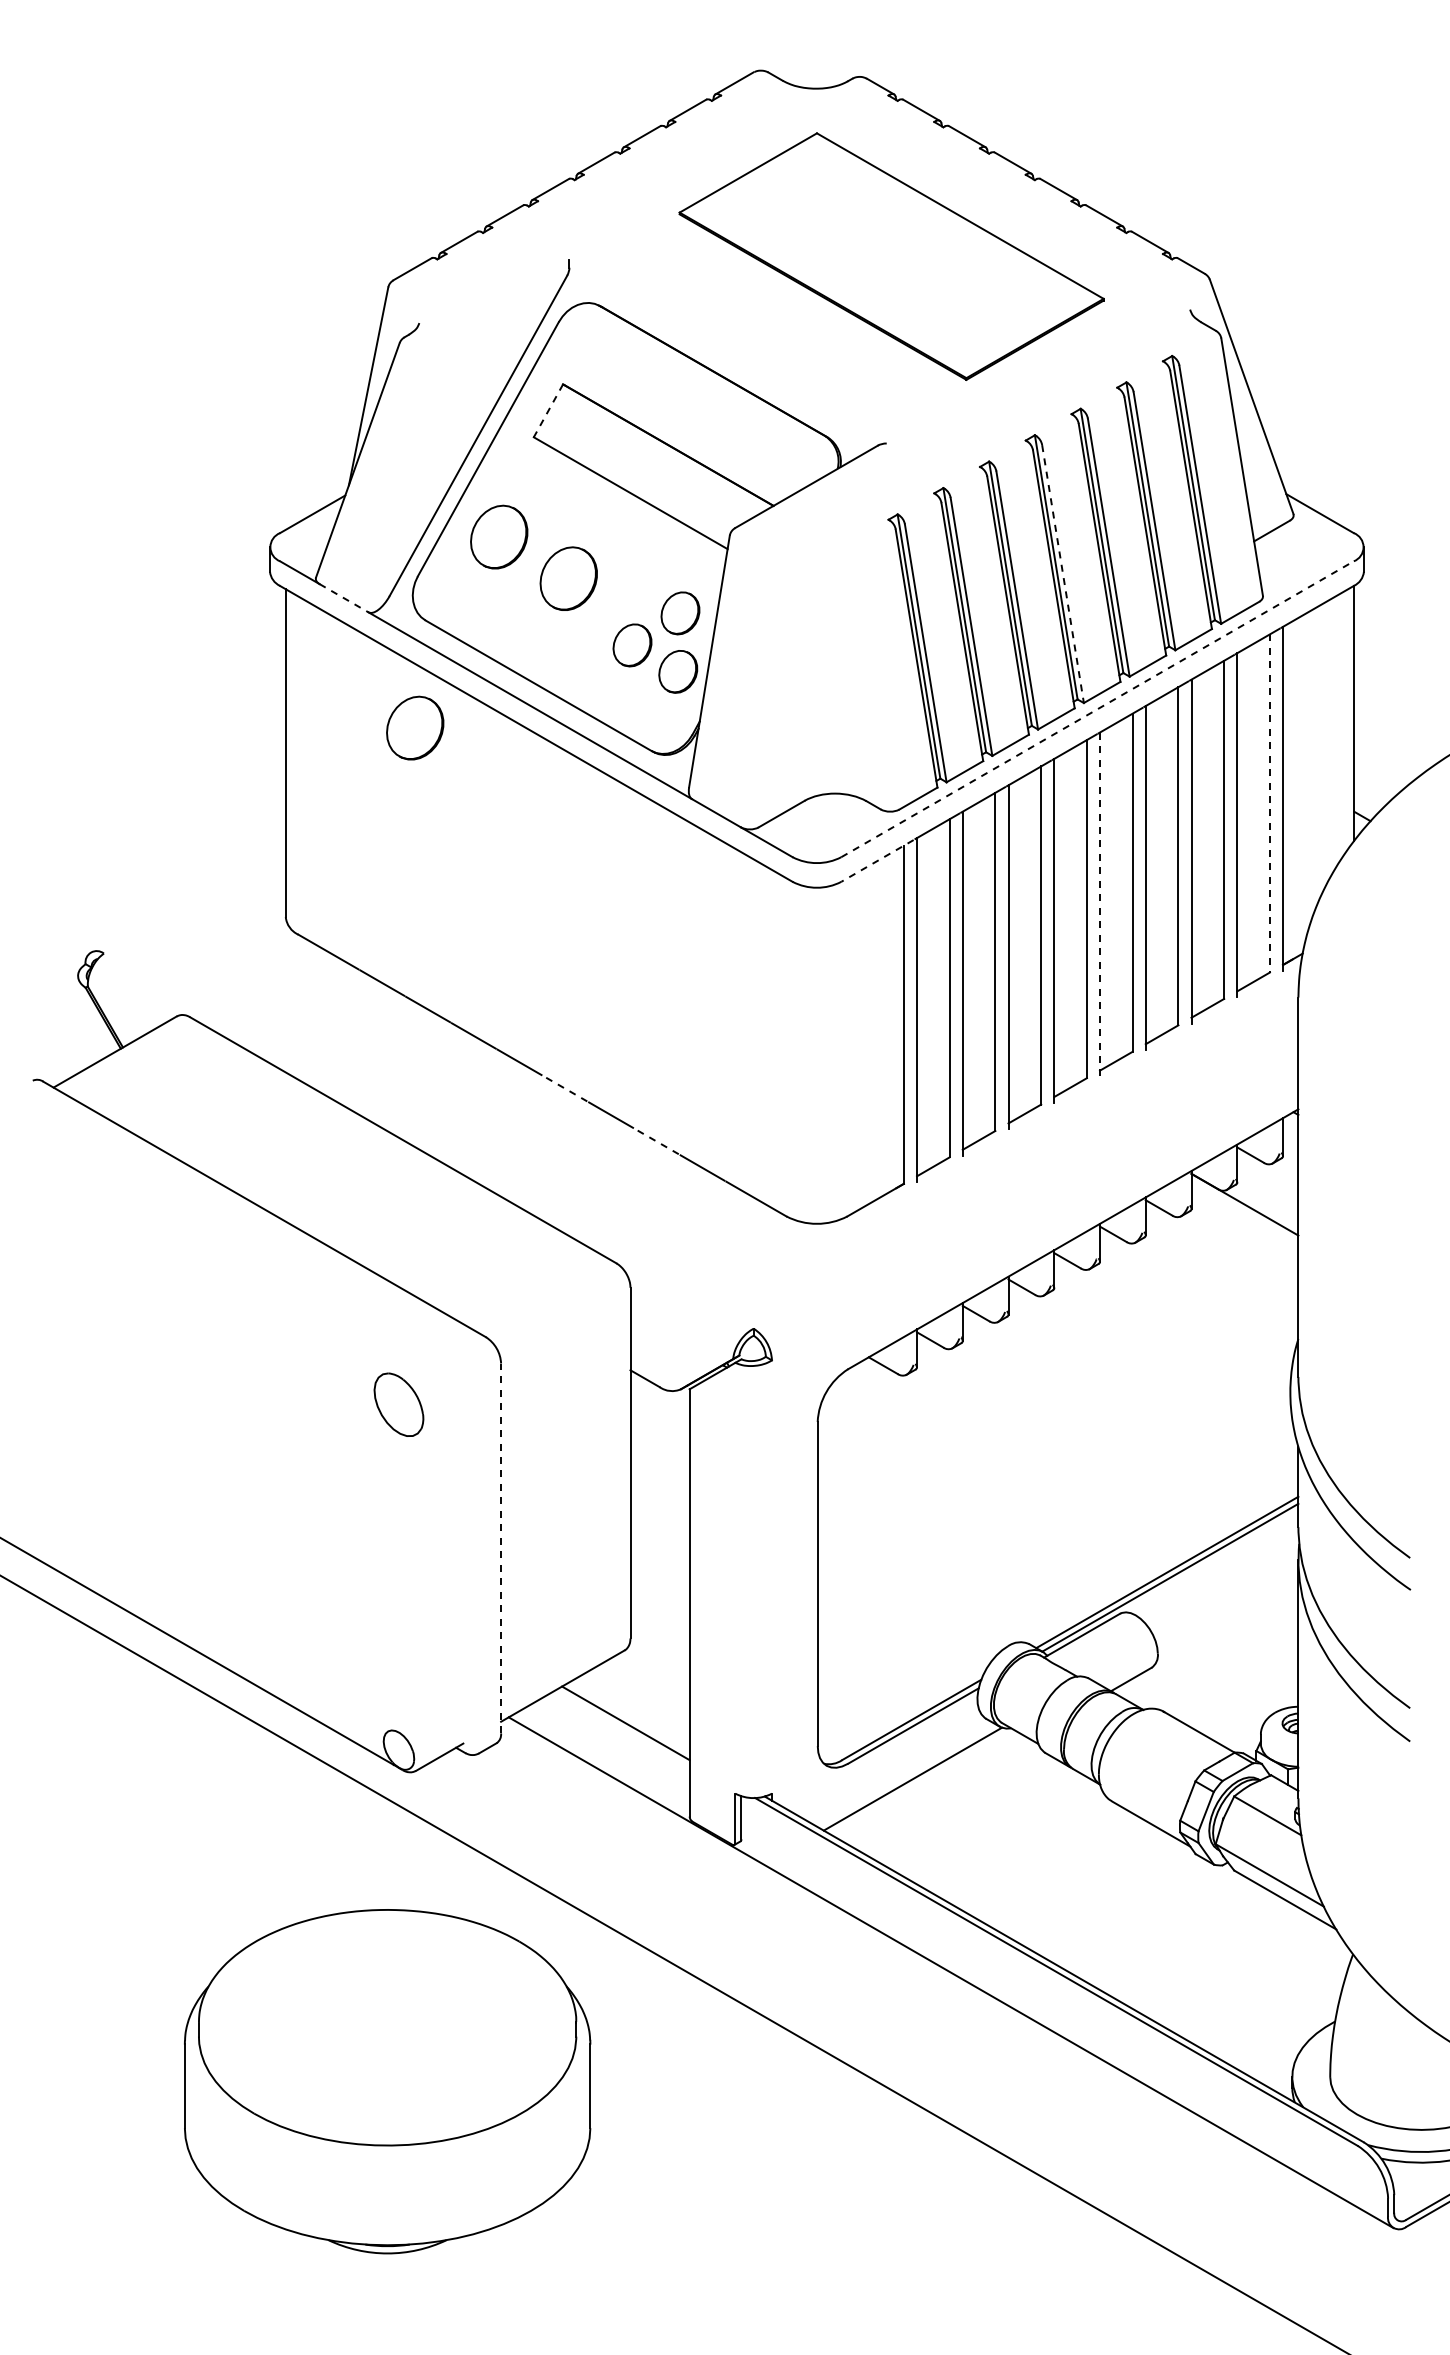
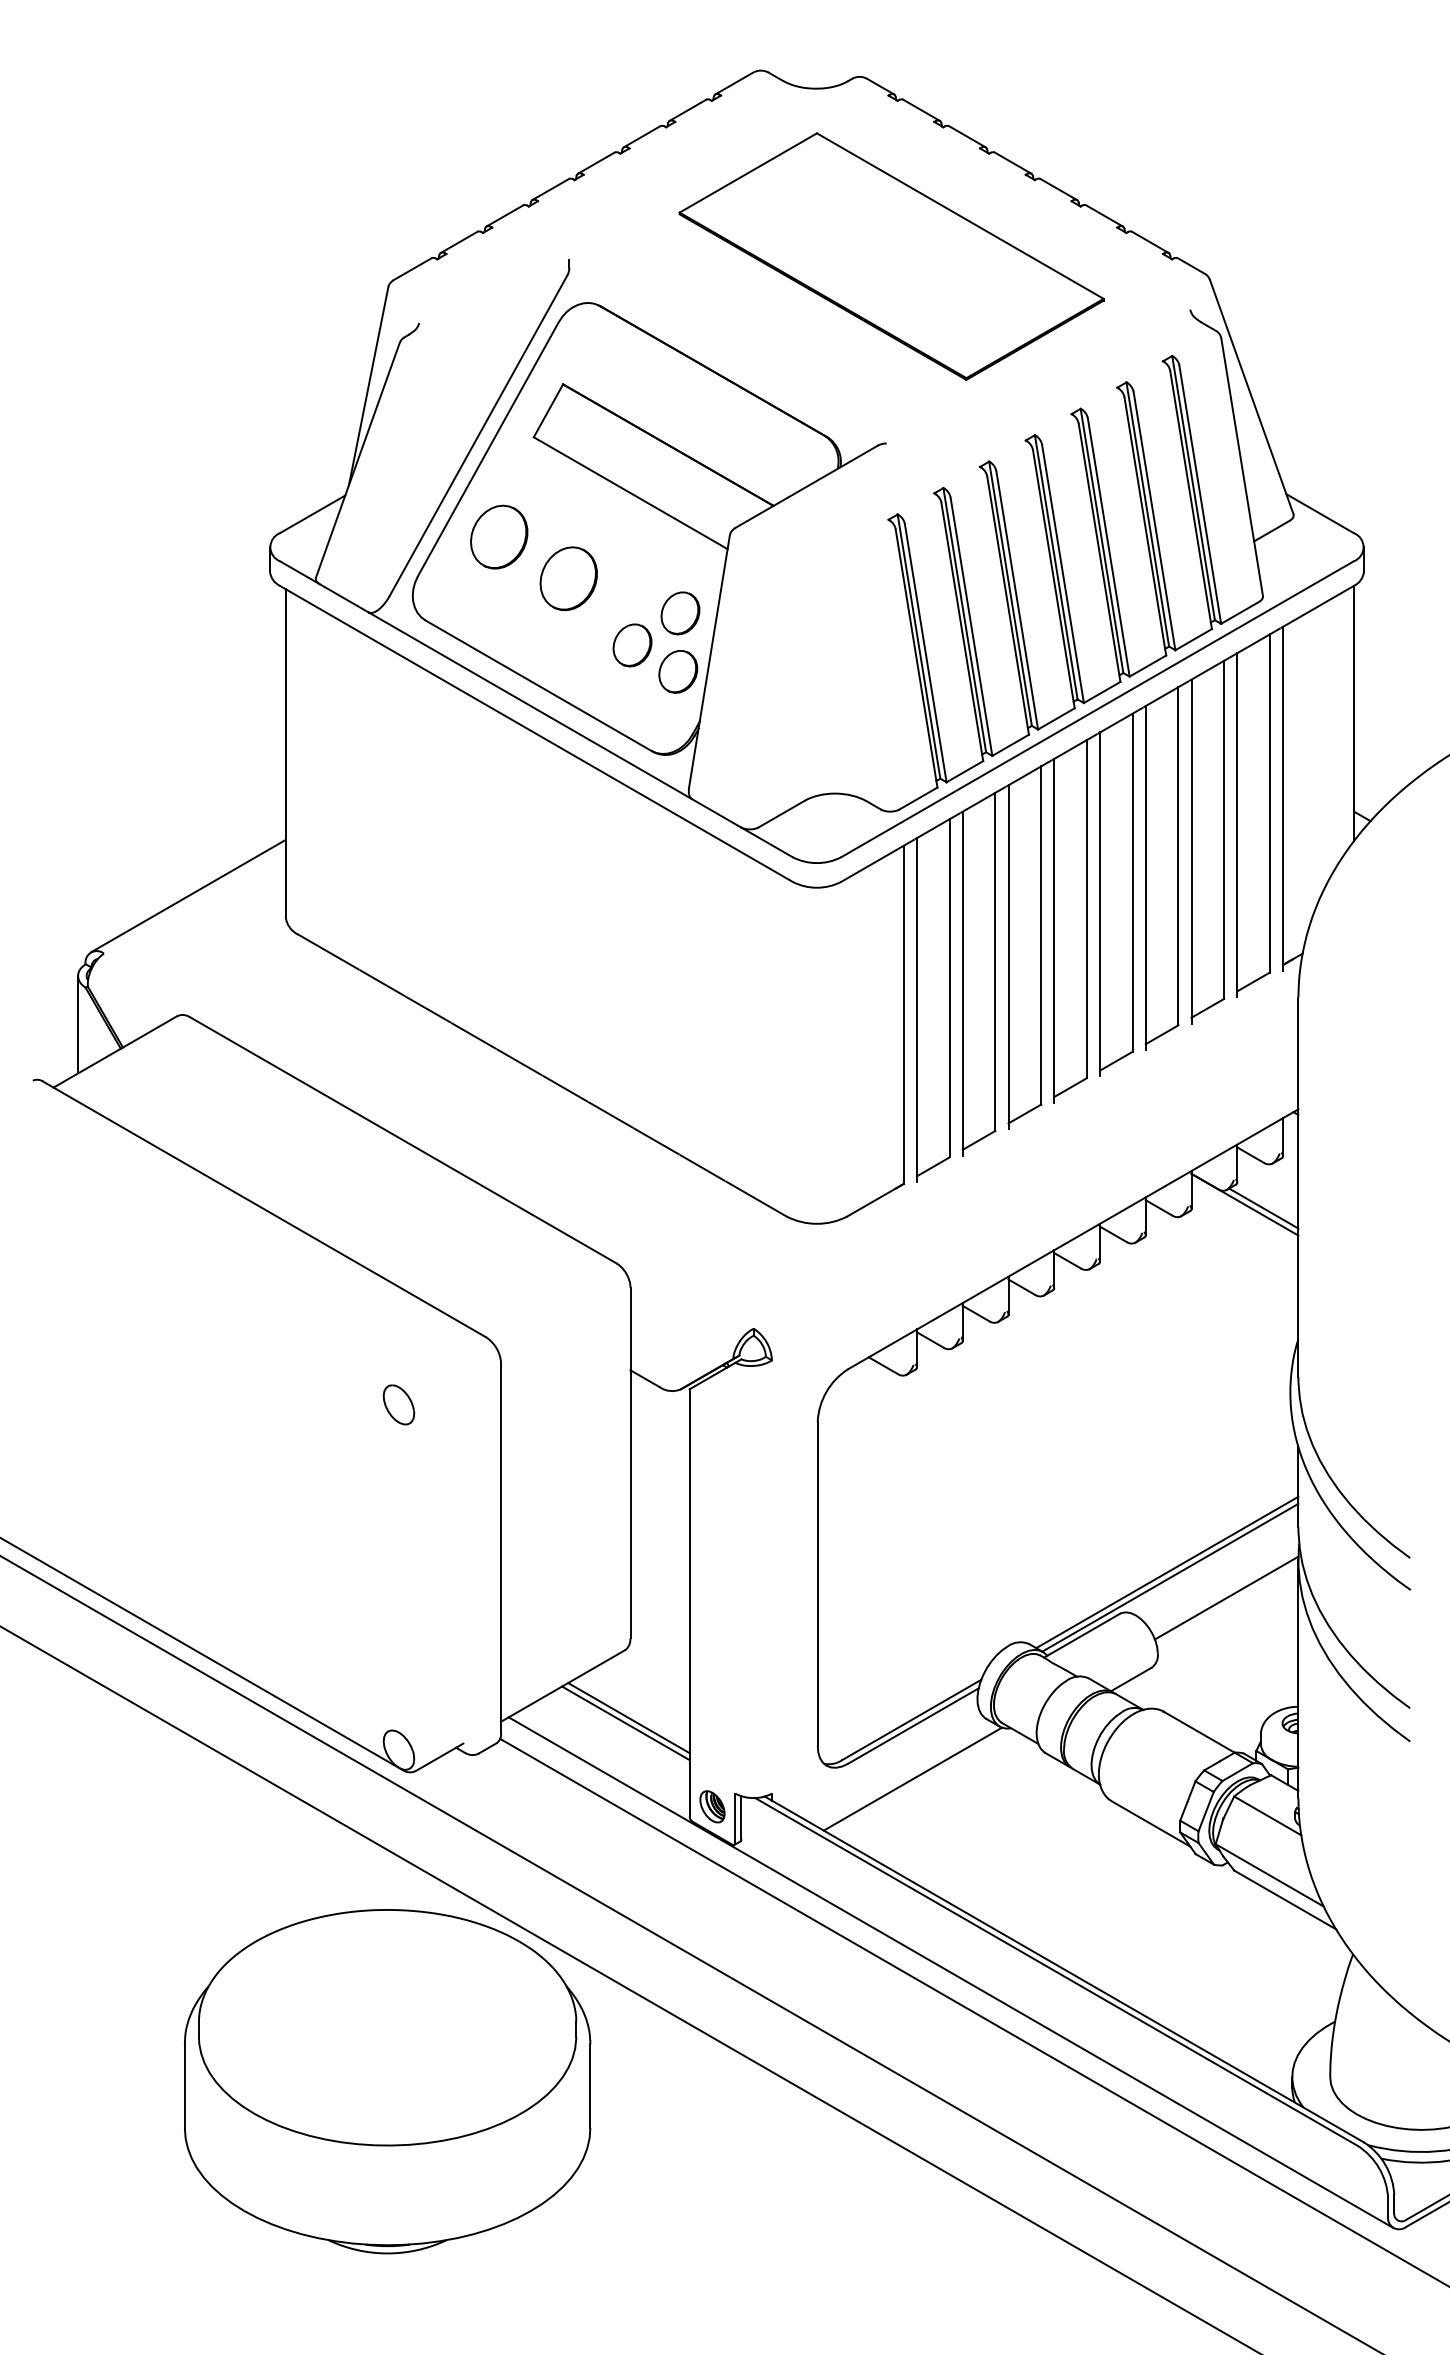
line: dashed -> solid (548, 411)
line: dashed -> solid (1063, 574)
line: dashed -> solid (344, 598)
line: dashed -> solid (1097, 709)
part: present -> none (415, 727)
line: dashed -> solid (1269, 803)
line: dashed -> solid (877, 860)
line: none -> present (188, 895)
line: dashed -> solid (1100, 904)
line: none -> present (78, 1024)
line: dashed -> solid (564, 1088)
line: dashed -> solid (656, 1141)
line: none -> present (1263, 1208)
part size: 52x65 px -> 34x42 px (398, 1404)
line: dashed -> solid (501, 1548)
line: none -> present (1226, 1597)
line: none -> present (628, 1718)
part: none -> present (712, 1806)
line position: (673, 1963) -> (690, 1954) (690, 1954)
line: none -> present (629, 1989)
line: none -> present (973, 2011)
